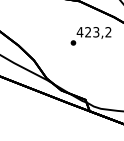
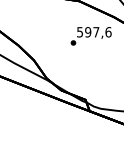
text: 423,2 -> 597,6 (93, 32)
